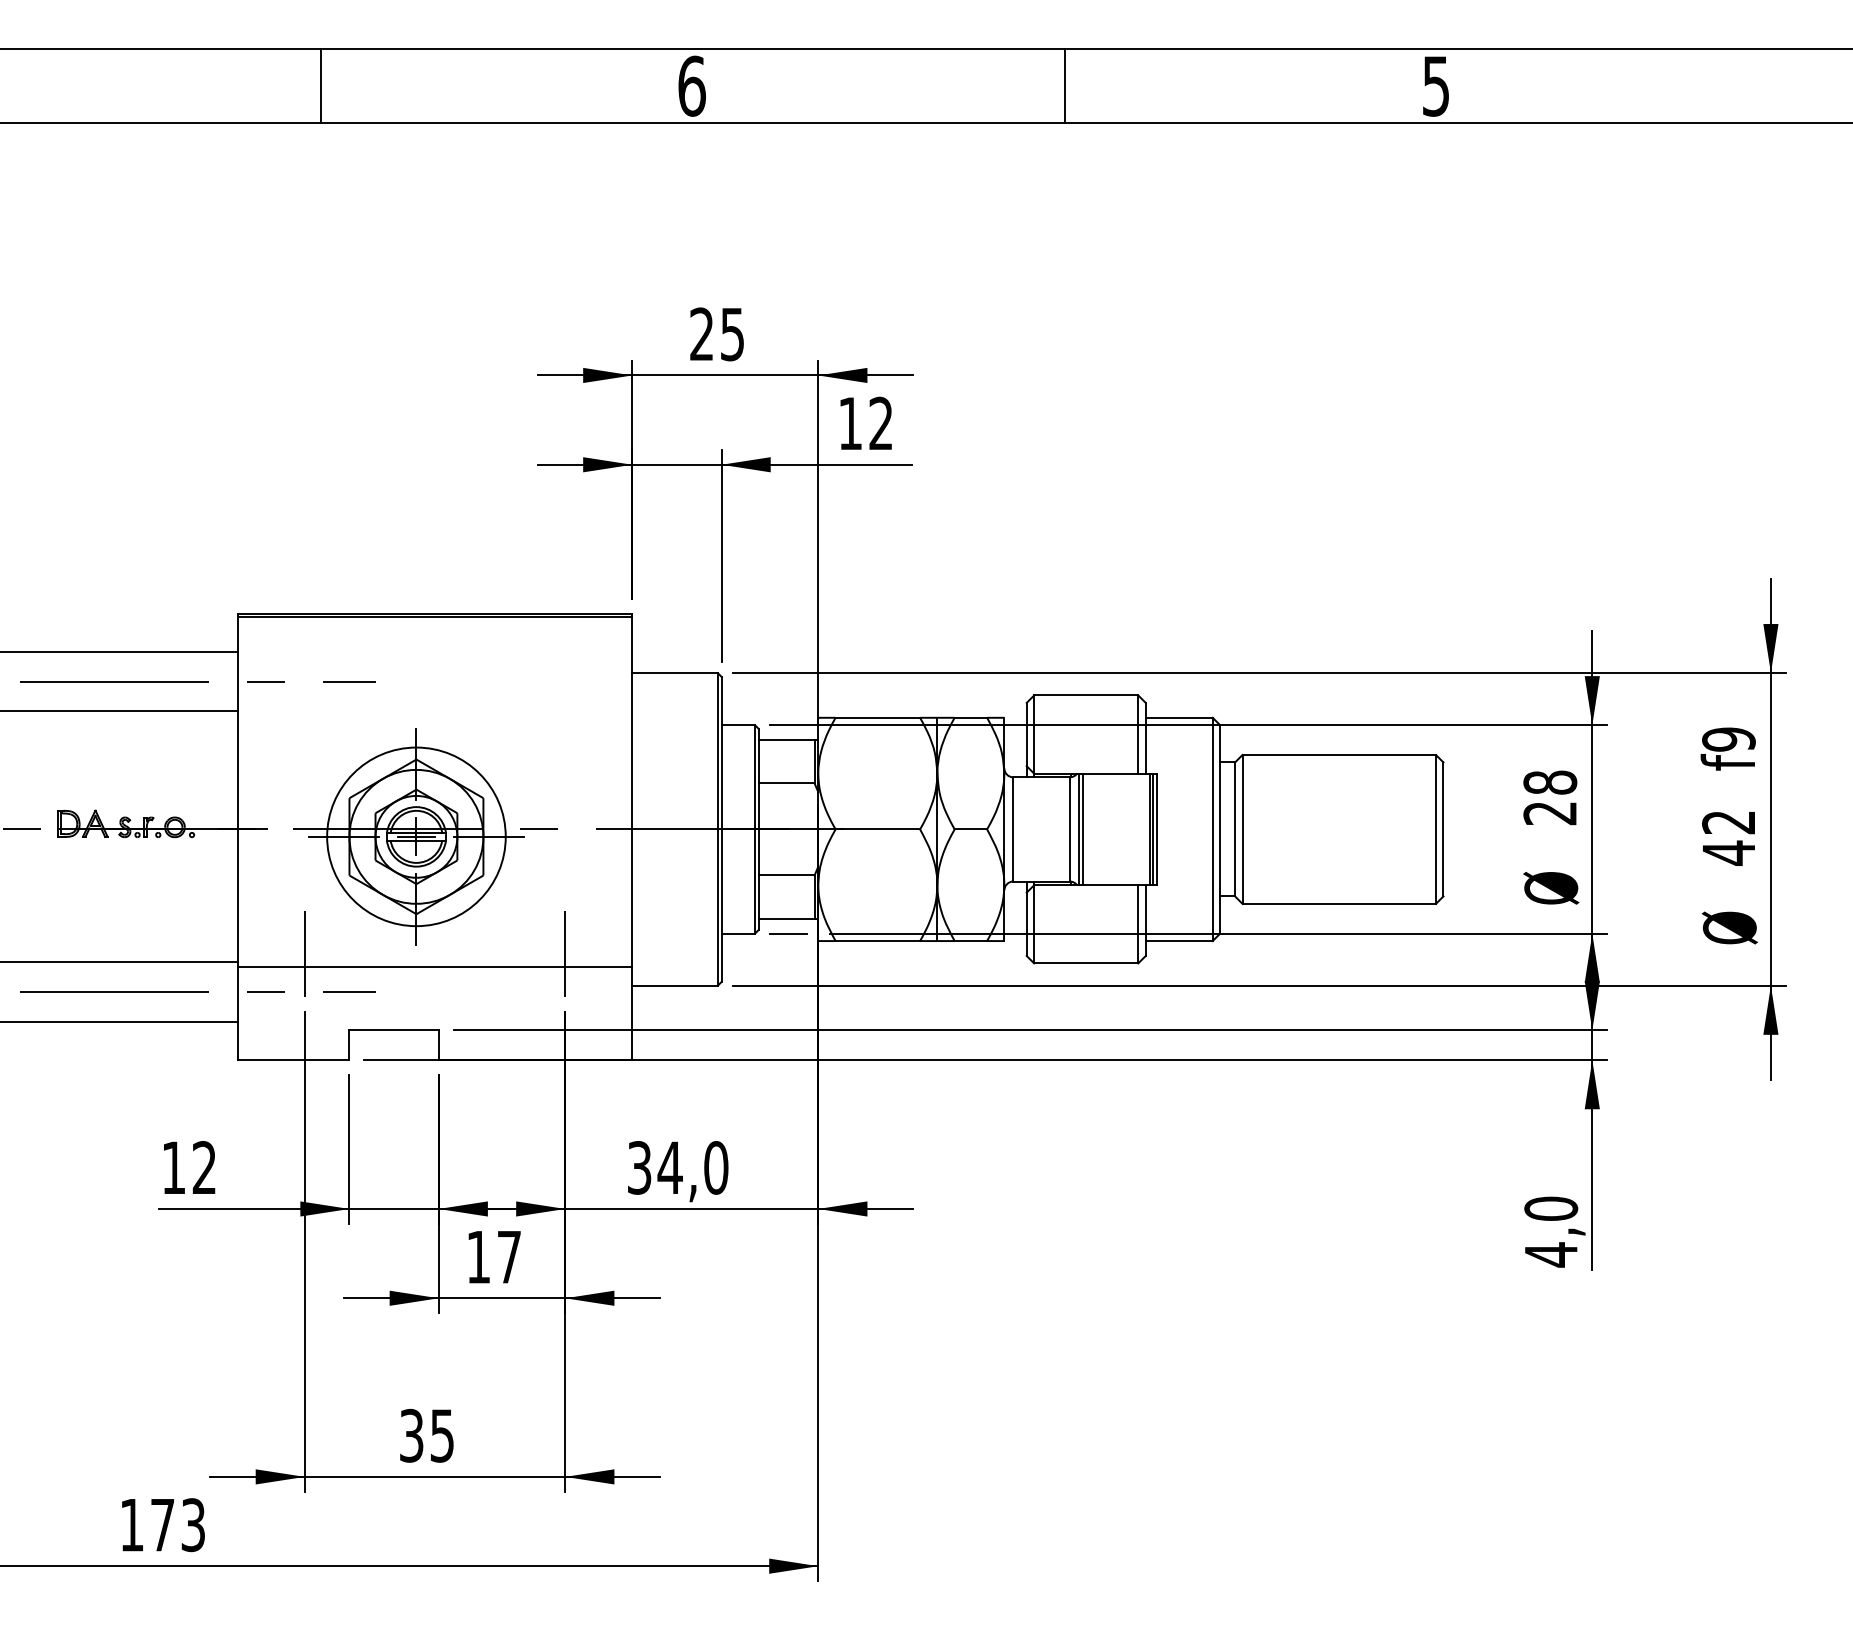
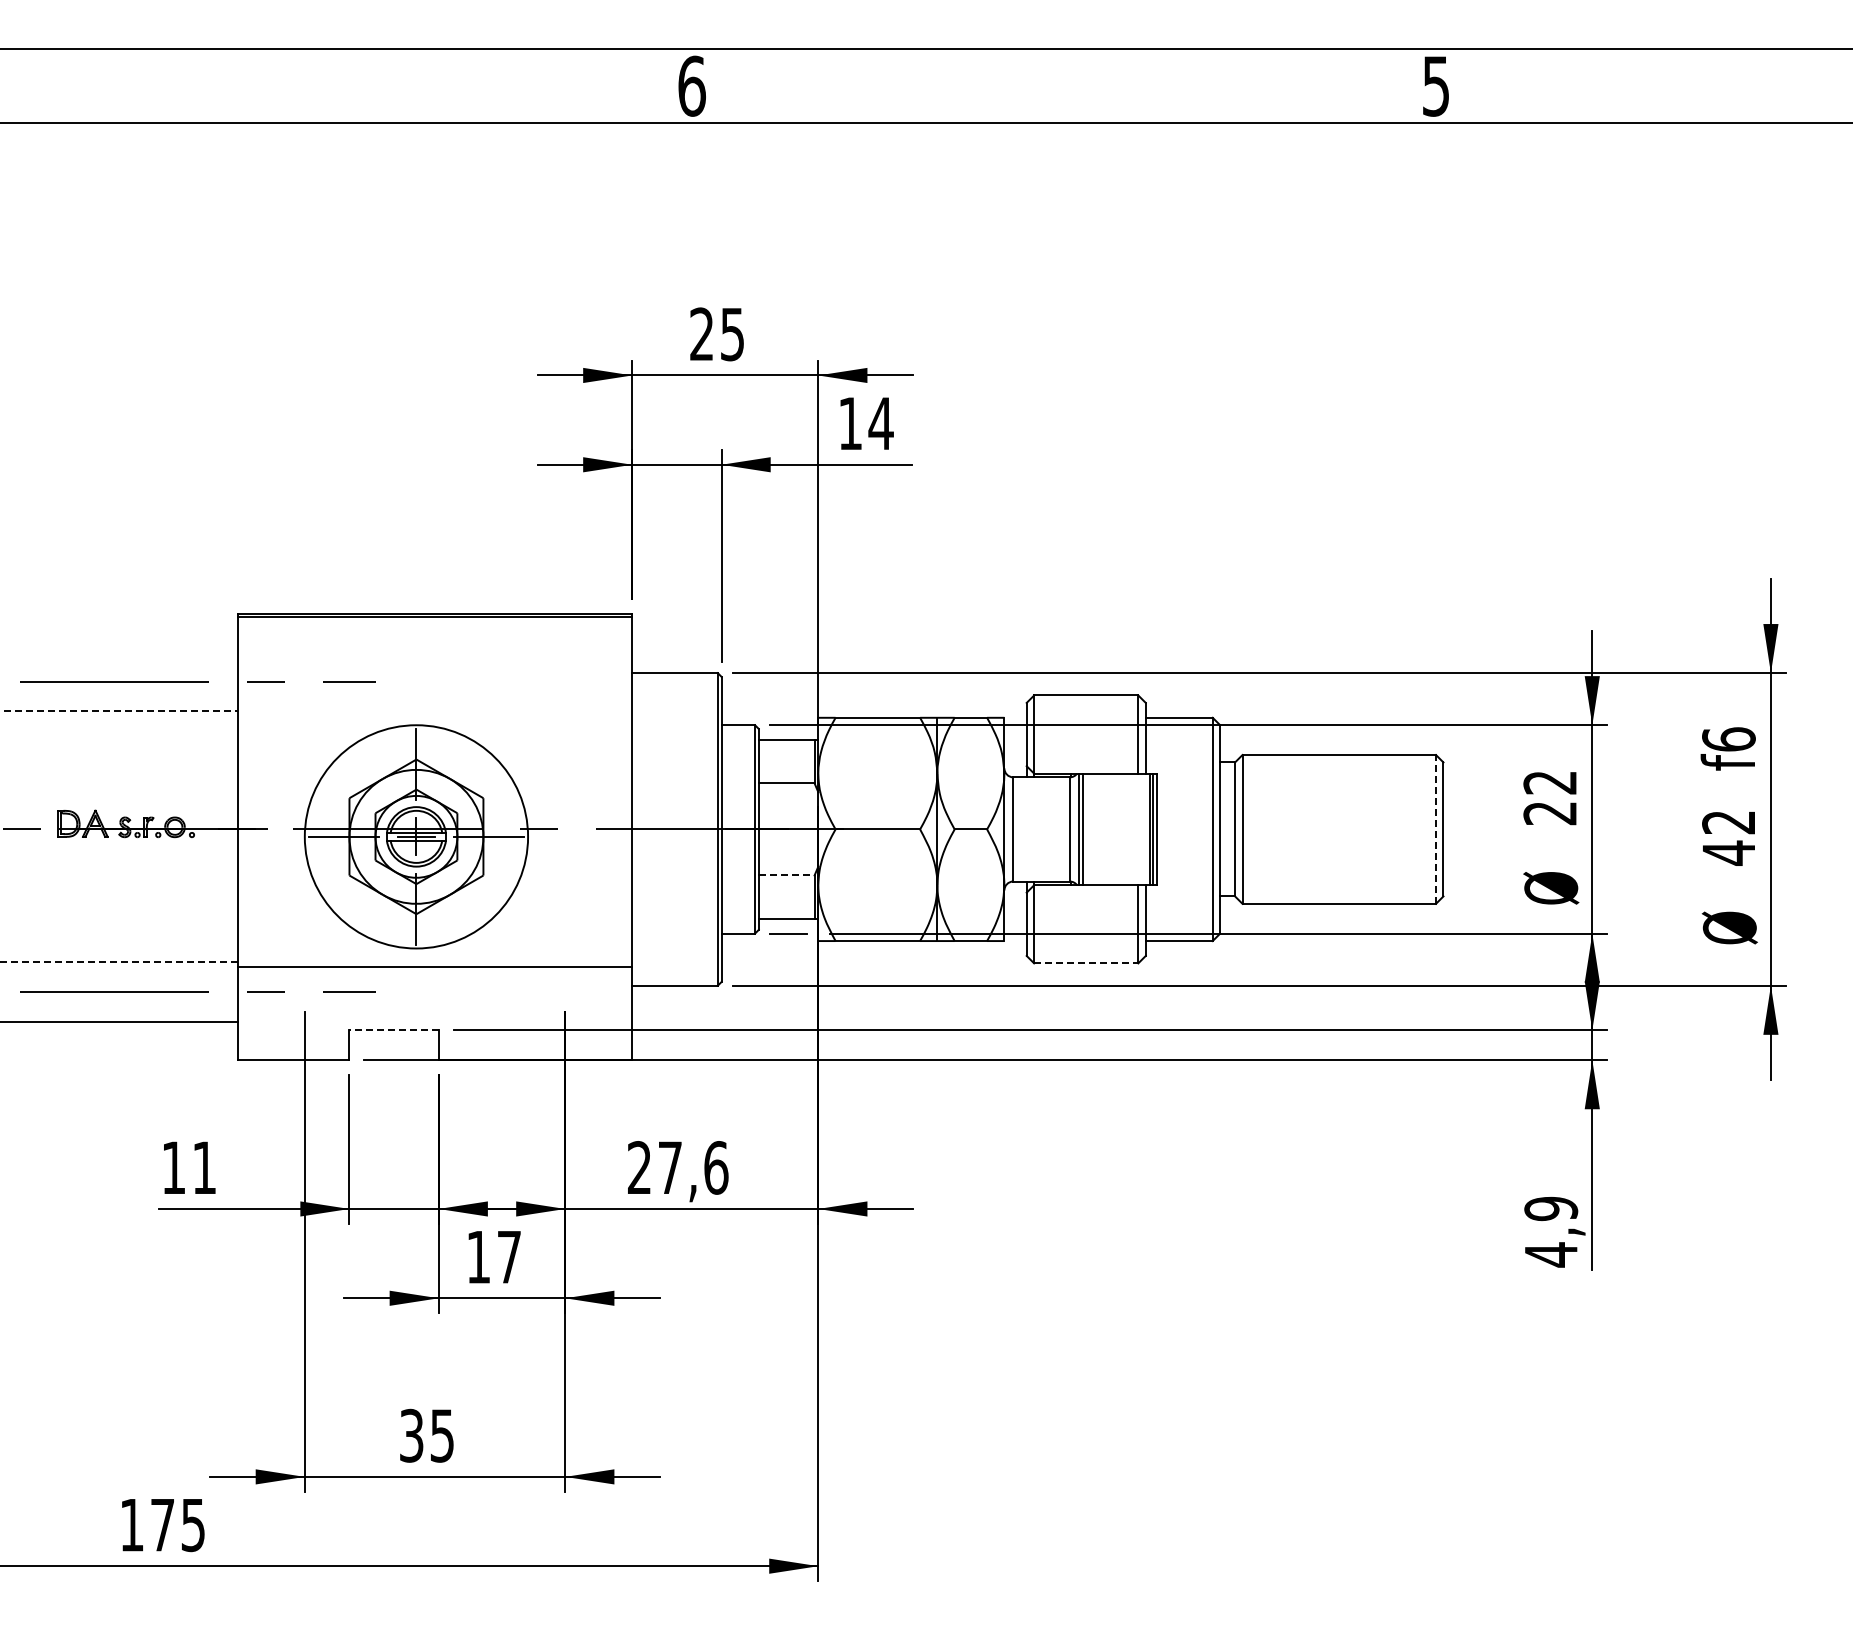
line: present -> none (320, 85)
line: present -> none (1064, 85)
text: 12 -> 14 (880, 422)
line: present -> none (119, 651)
line: solid -> dashed (118, 711)
text: f9 -> f6 (1728, 739)
text: 28 -> 22 (1550, 782)
line: solid -> dashed (1436, 828)
circle diameter: 179 px -> 223 px (416, 836)
line: solid -> dashed (786, 875)
line: present -> none (304, 953)
line: present -> none (565, 953)
line: solid -> dashed (118, 962)
line: solid -> dashed (1086, 963)
line: solid -> dashed (394, 1030)
text: 12 -> 11 (203, 1167)
text: 34,0 -> 27,6 (678, 1167)
text: 4,0 -> 4,9 (1551, 1208)
text: 173 -> 175 (193, 1524)
